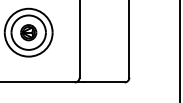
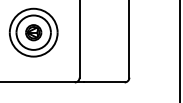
part position: (28, 32) -> (33, 32) (33, 32)
